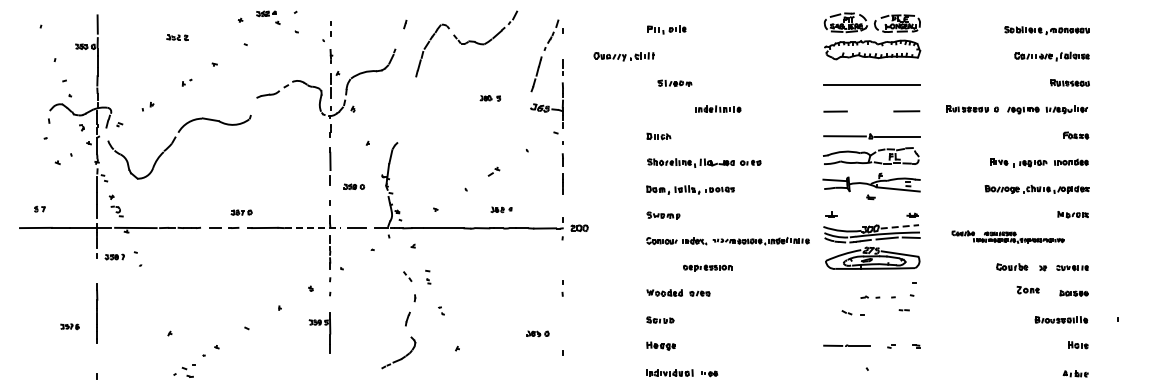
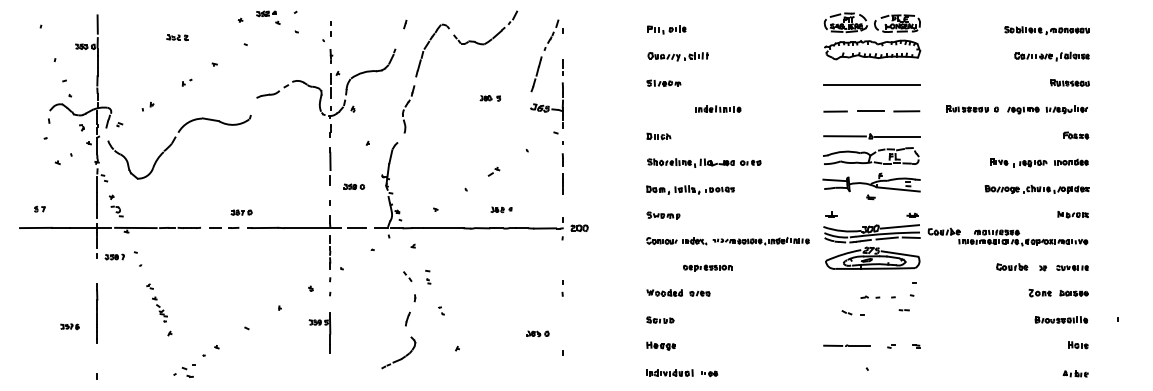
part position: (623, 56) -> (677, 56) (677, 56)
part position: (674, 82) -> (663, 82) (663, 82)
part: none -> present (408, 109)
line: none -> present (870, 111)
line: dashed -> solid (900, 226)
line: dashed -> solid (313, 227)
part size: 114x14 px -> 162x20 px (1007, 236)
part position: (1027, 290) -> (1039, 293) (1039, 293)
part: none -> present (156, 302)
